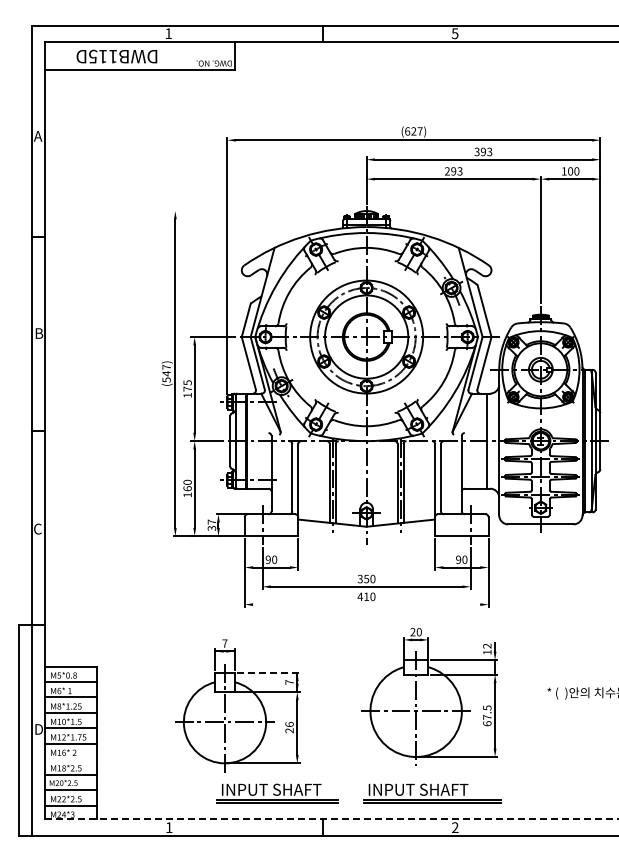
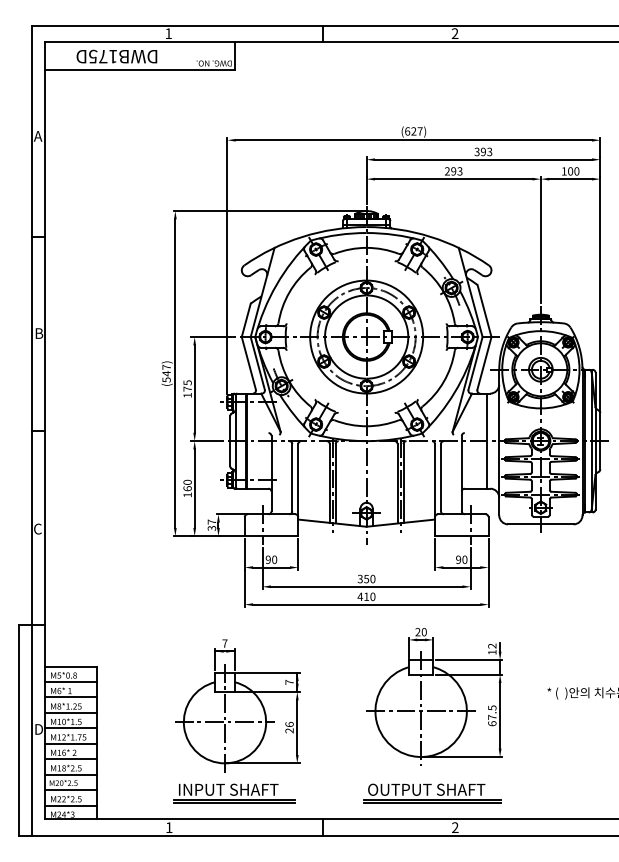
text: 5 -> 2 (454, 33)
text: DWB115D -> DWB175D (103, 56)
line: none -> present (269, 211)
line: none -> present (366, 604)
line: dashed -> solid (268, 672)
part position: (429, 696) -> (434, 696) (434, 696)
line: none -> present (70, 759)
text: INPUT SHAFT -> OUTPUT SHAFT (426, 789)
part position: (277, 793) -> (234, 793) (234, 793)
line: dashed -> solid (331, 819)
